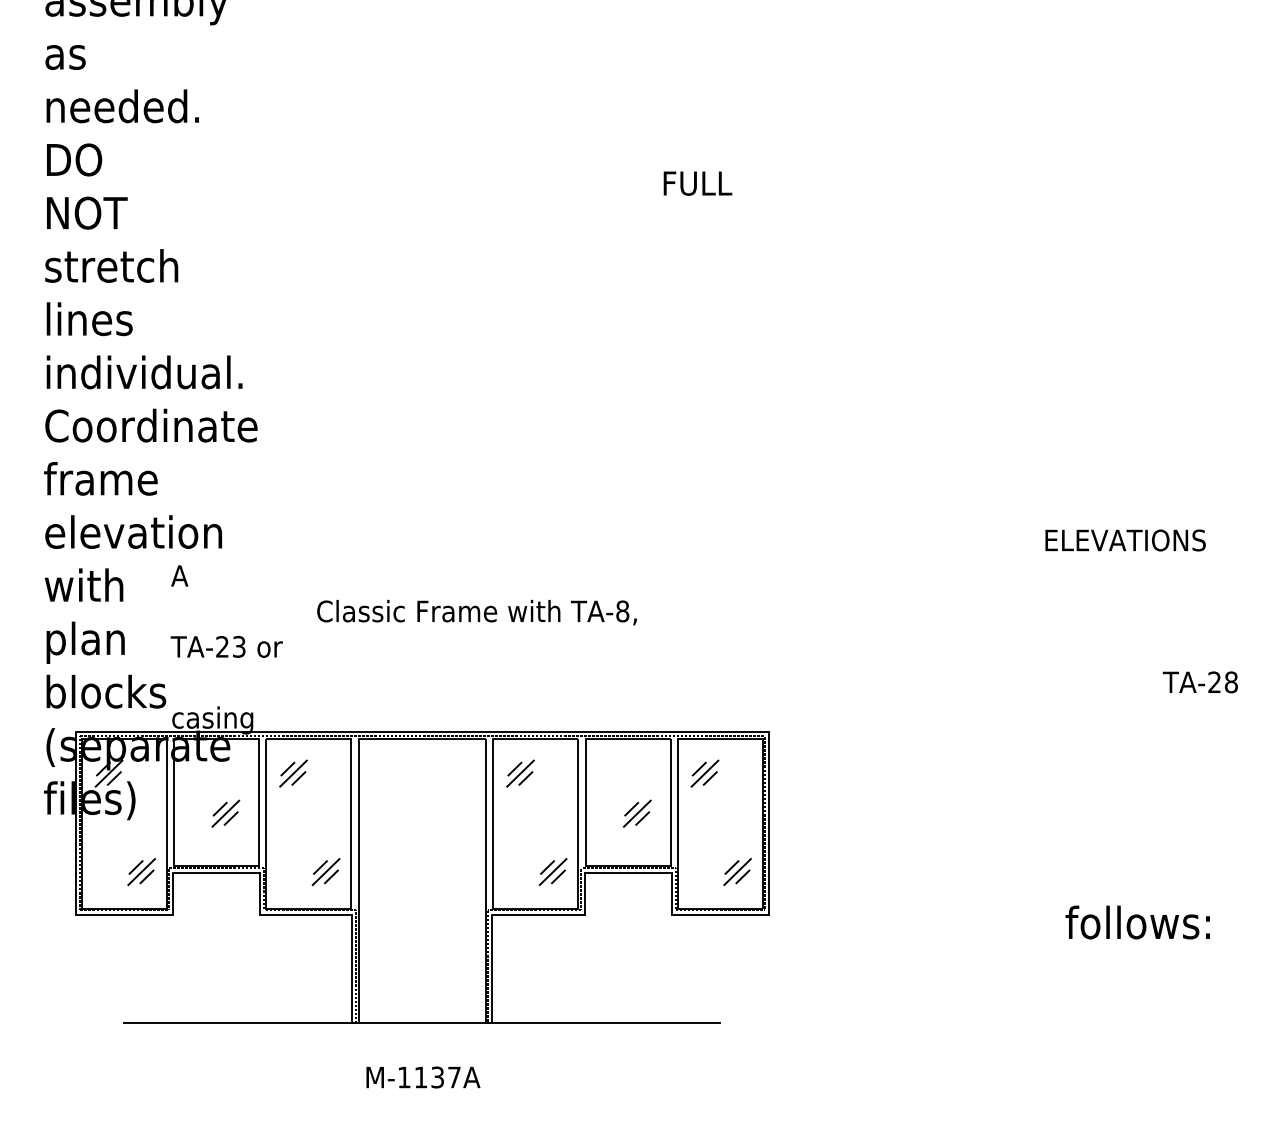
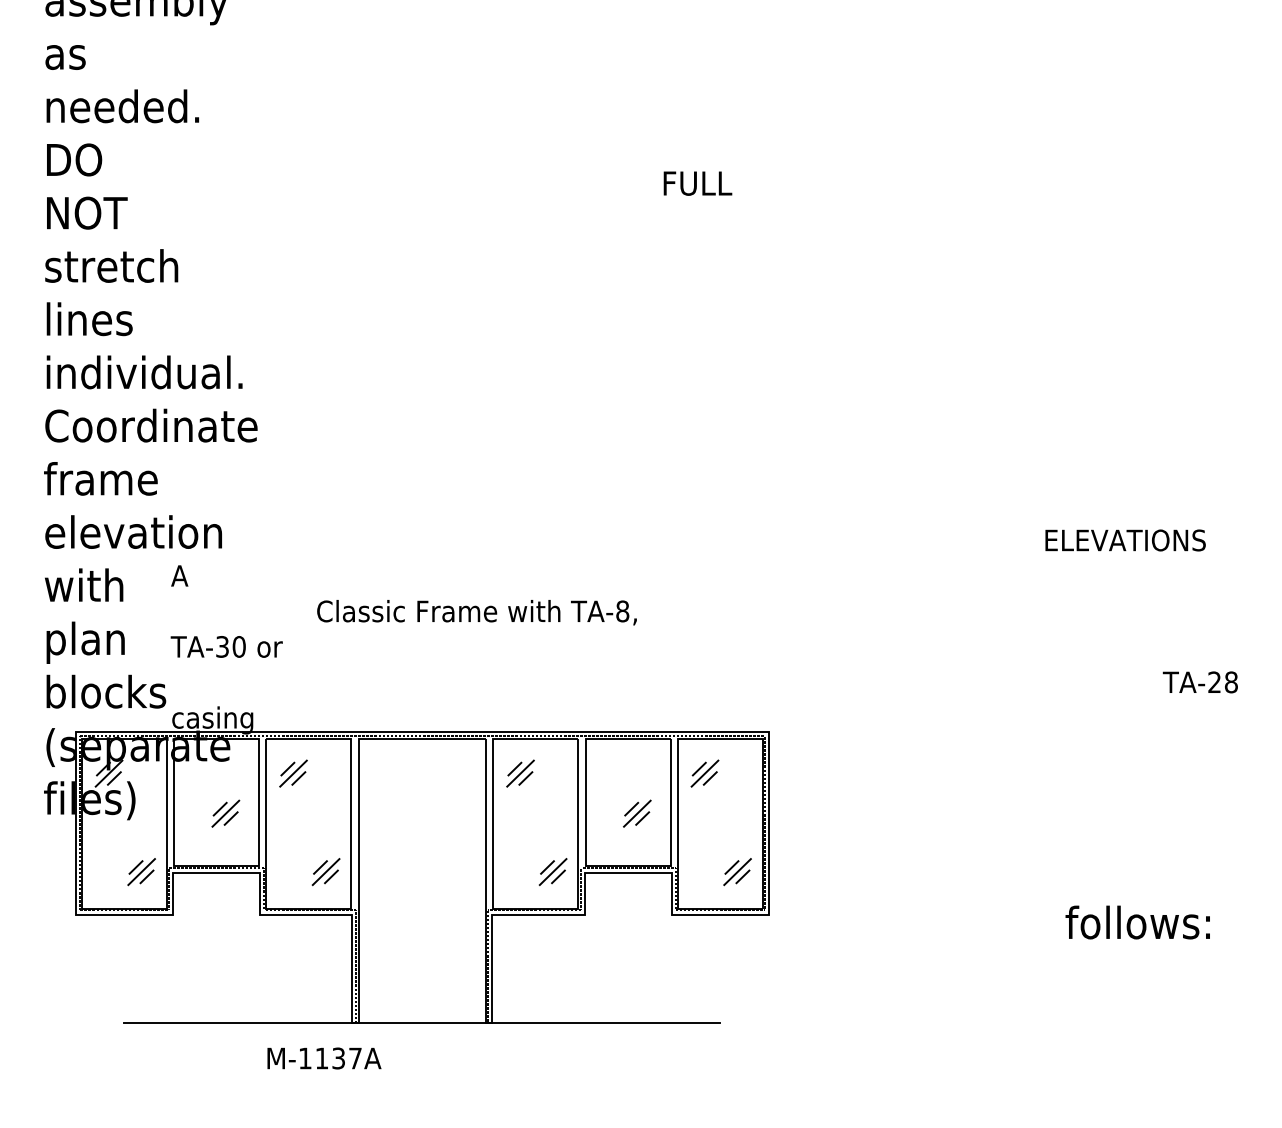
text: TA-23 -> TA-30 (230, 646)
text position: (423, 1077) -> (324, 1058) (324, 1058)
